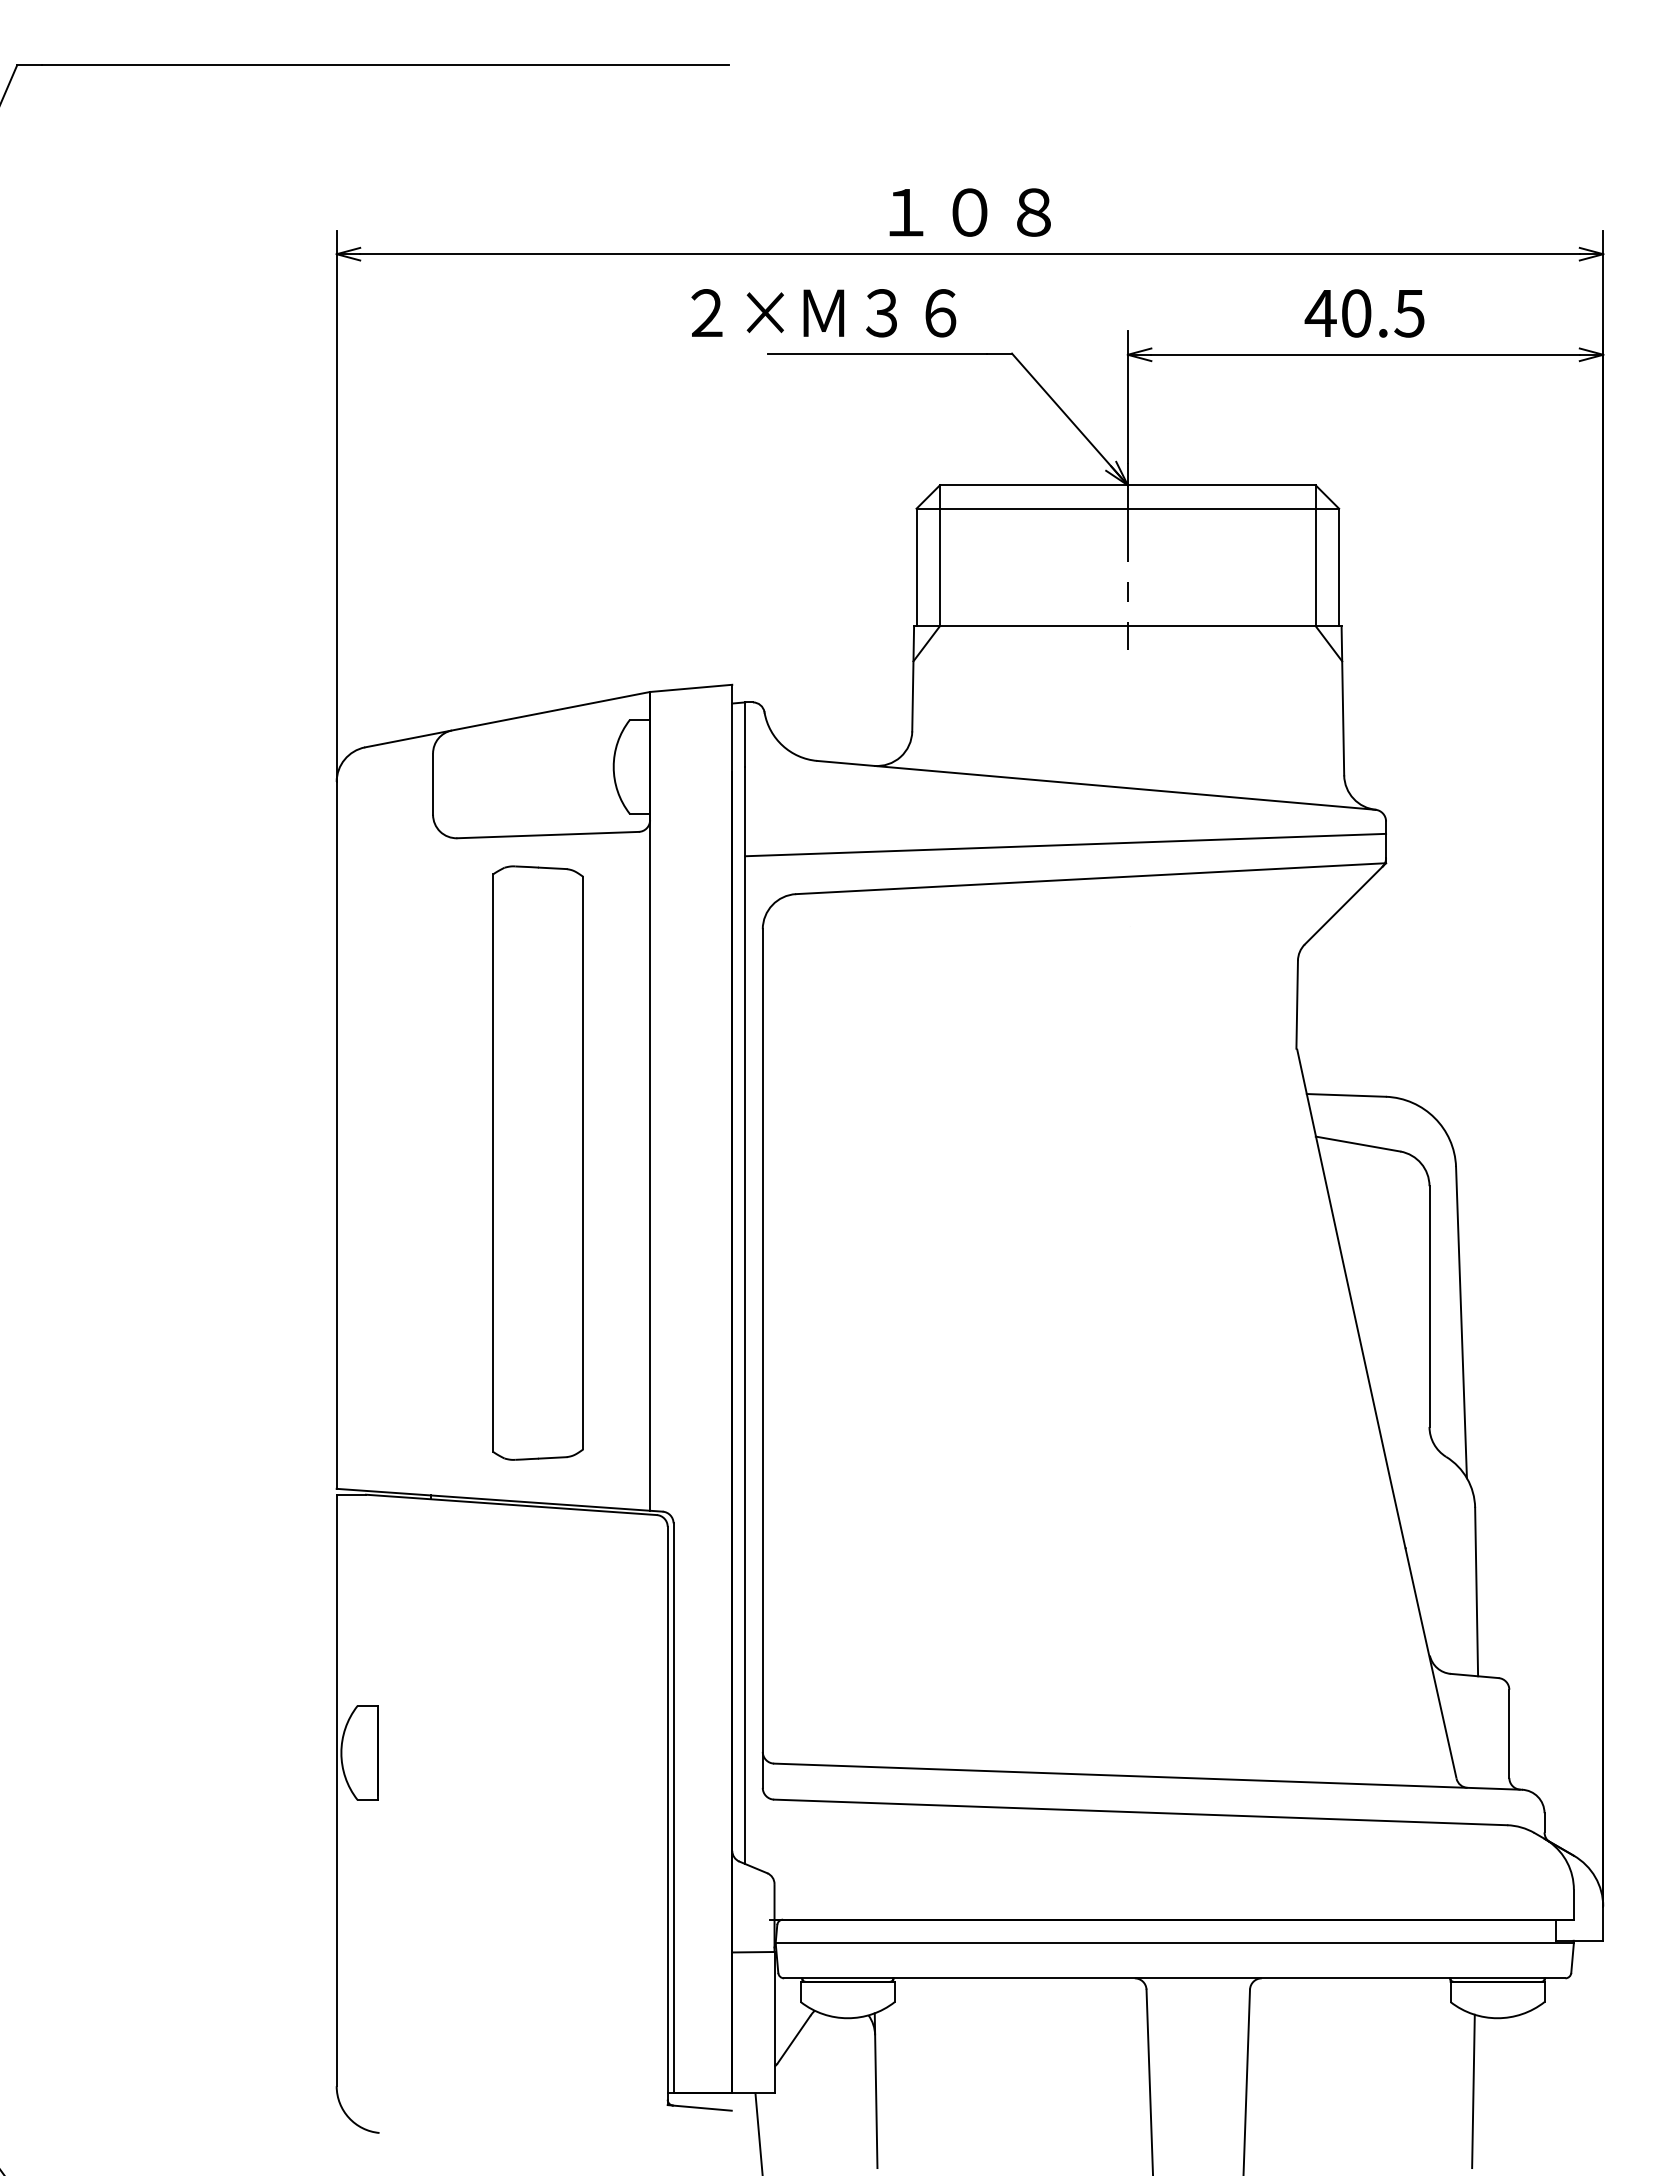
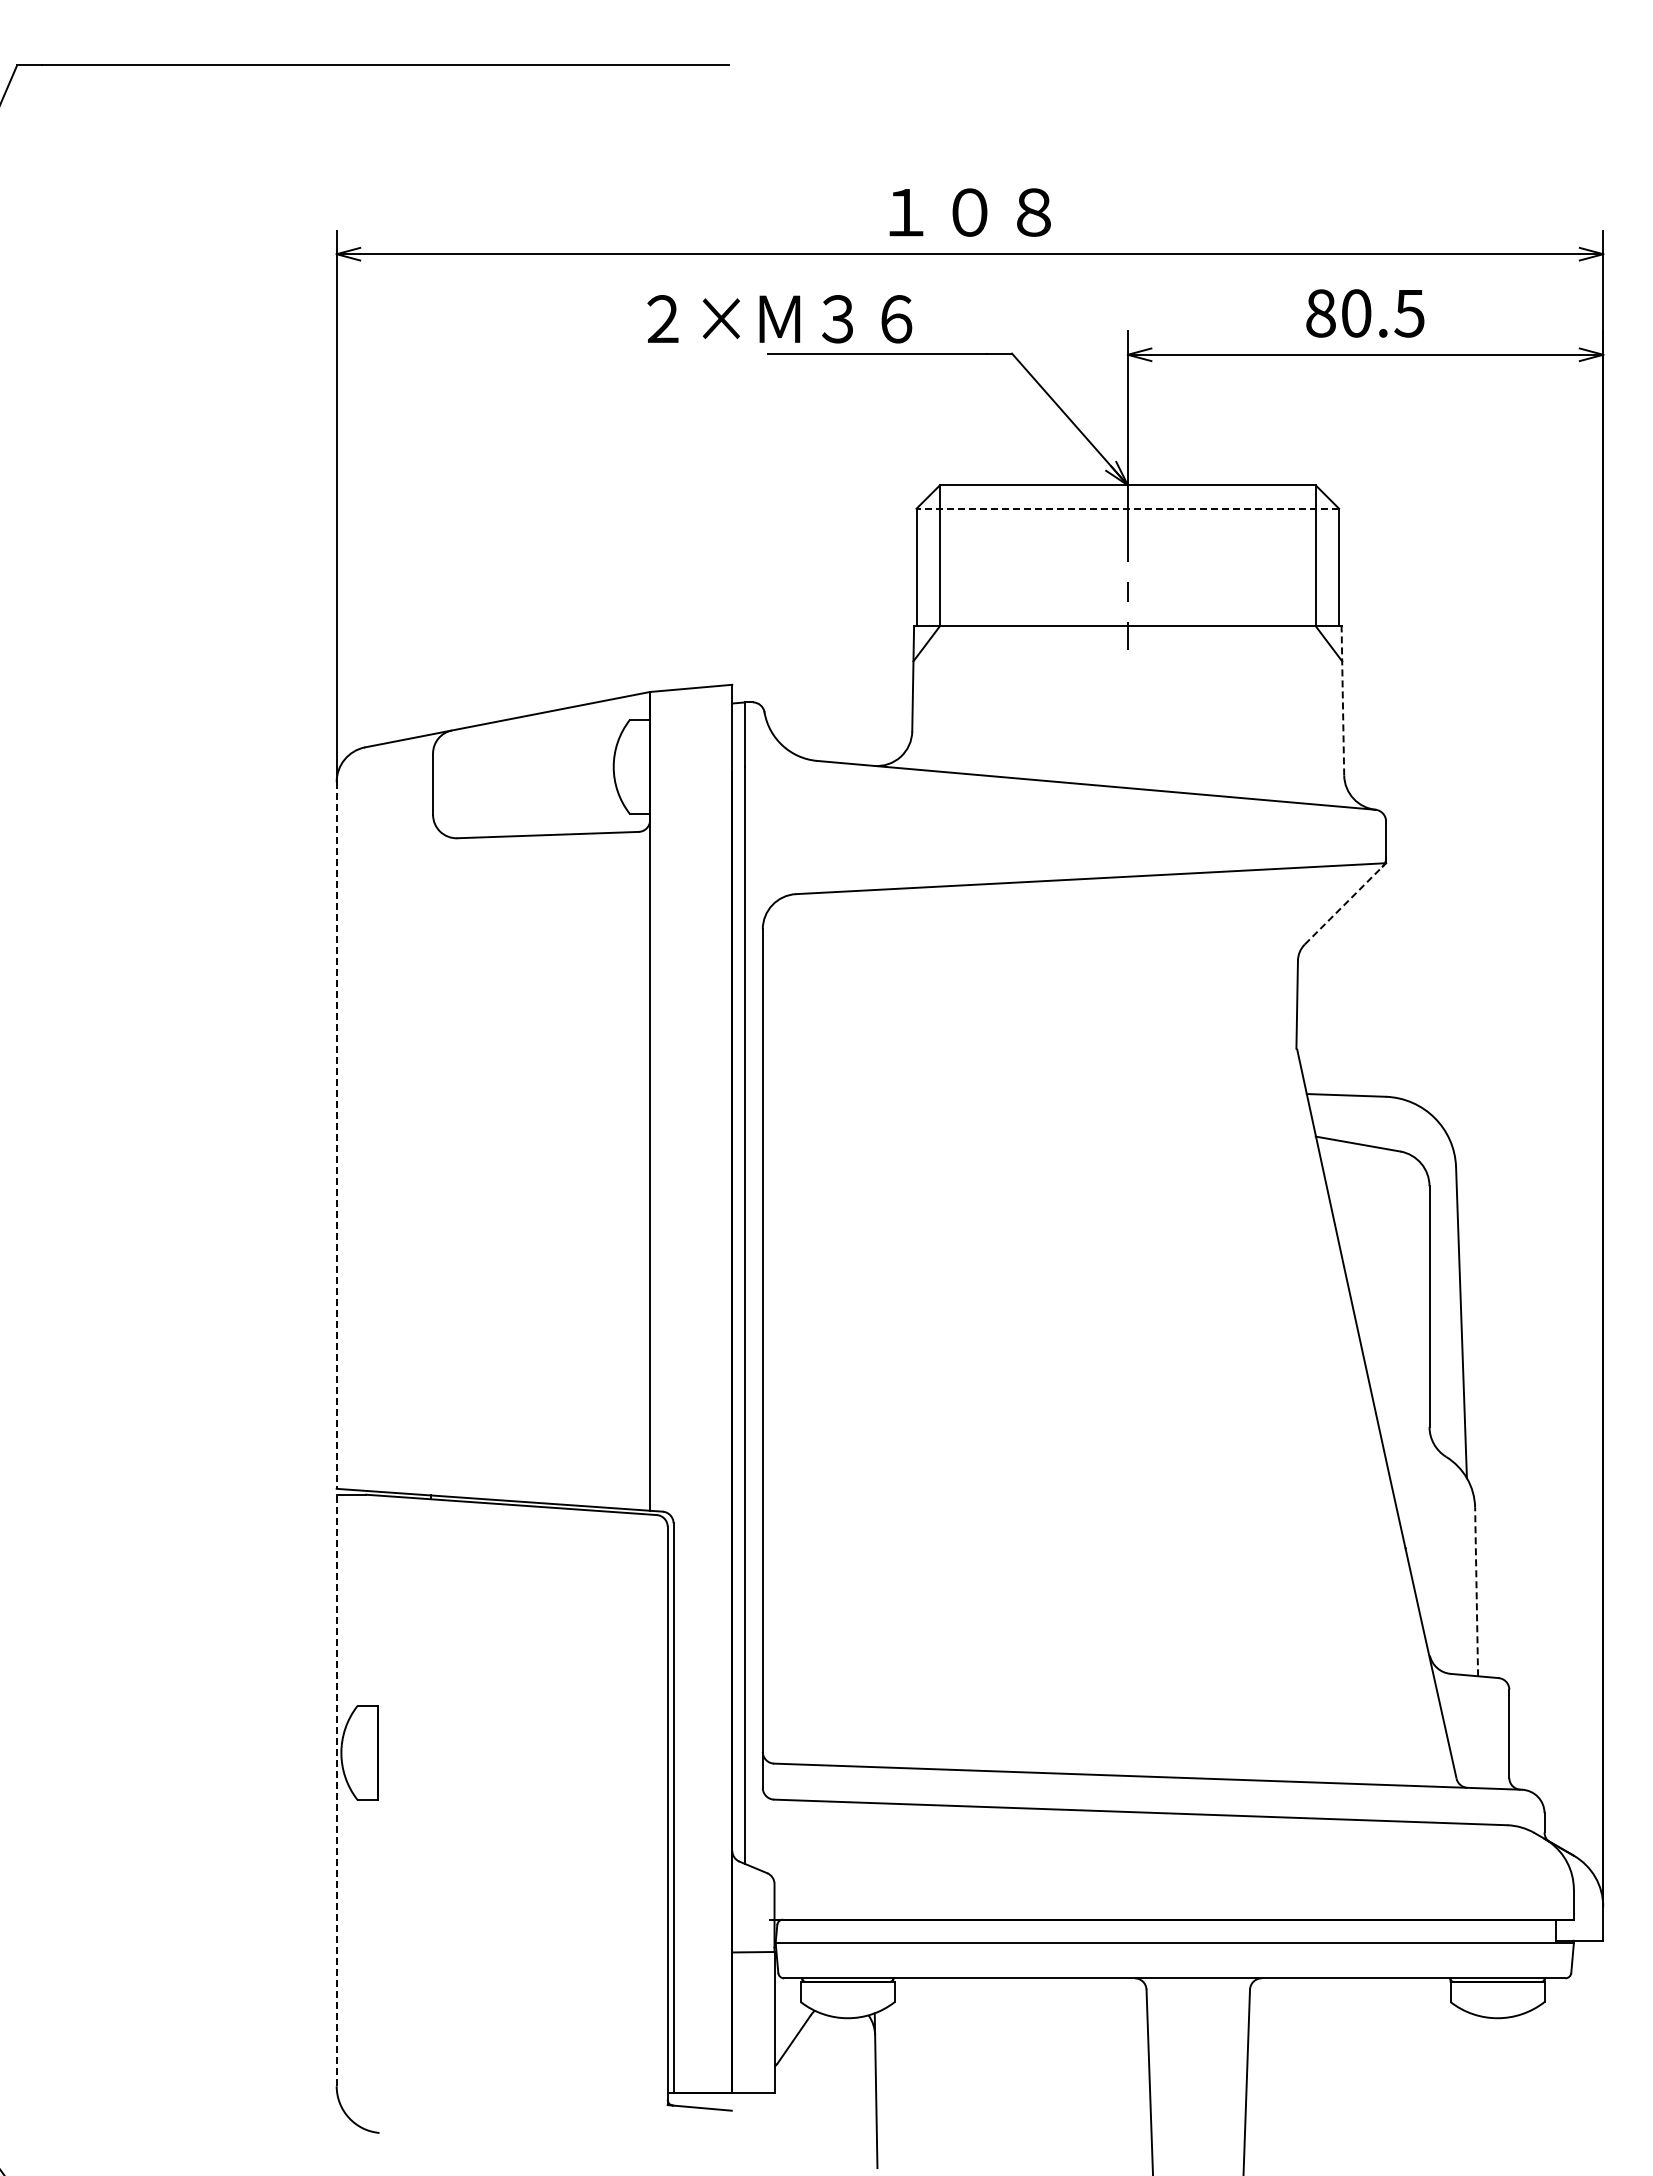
text position: (823, 313) -> (779, 319) (779, 319)
text: 40.5 -> 80.5 (1320, 313)
line: solid -> dashed (1127, 508)
line: solid -> dashed (1342, 700)
line: present -> none (1065, 844)
line: solid -> dashed (1344, 905)
line: solid -> dashed (336, 1135)
part: present -> none (537, 1162)
line: solid -> dashed (1476, 1591)
line: solid -> dashed (336, 1790)
line: present -> none (1473, 2091)
line: present -> none (758, 2132)
